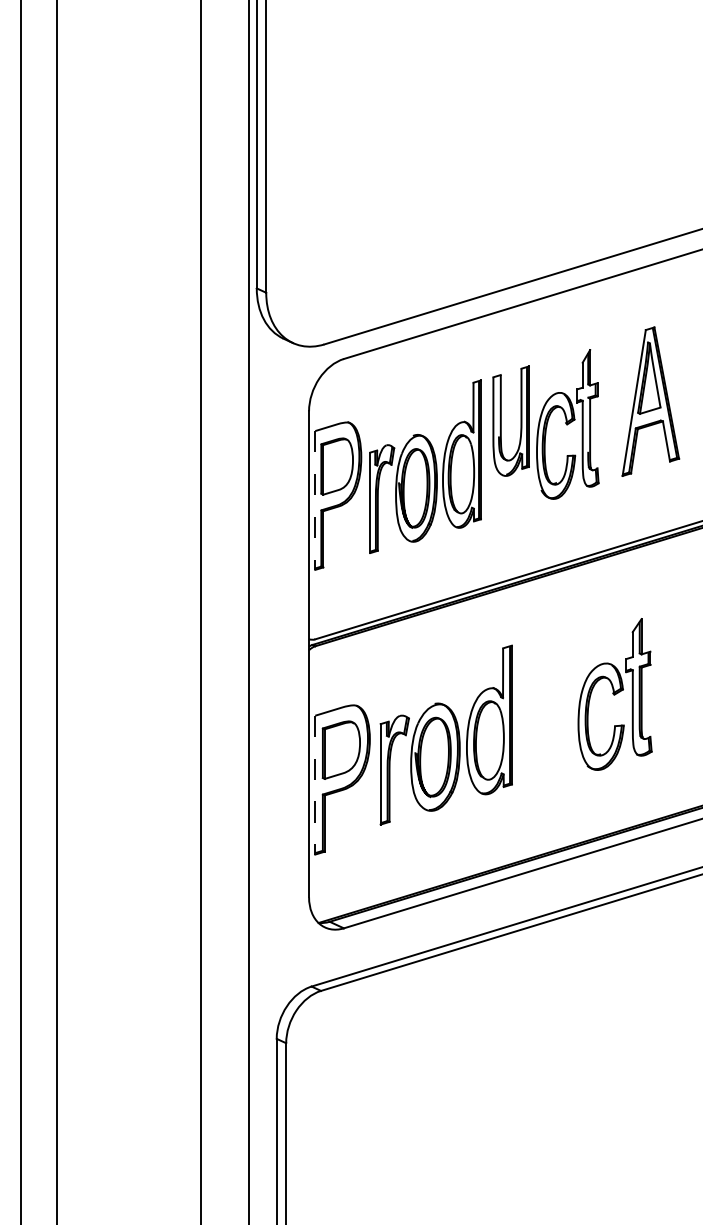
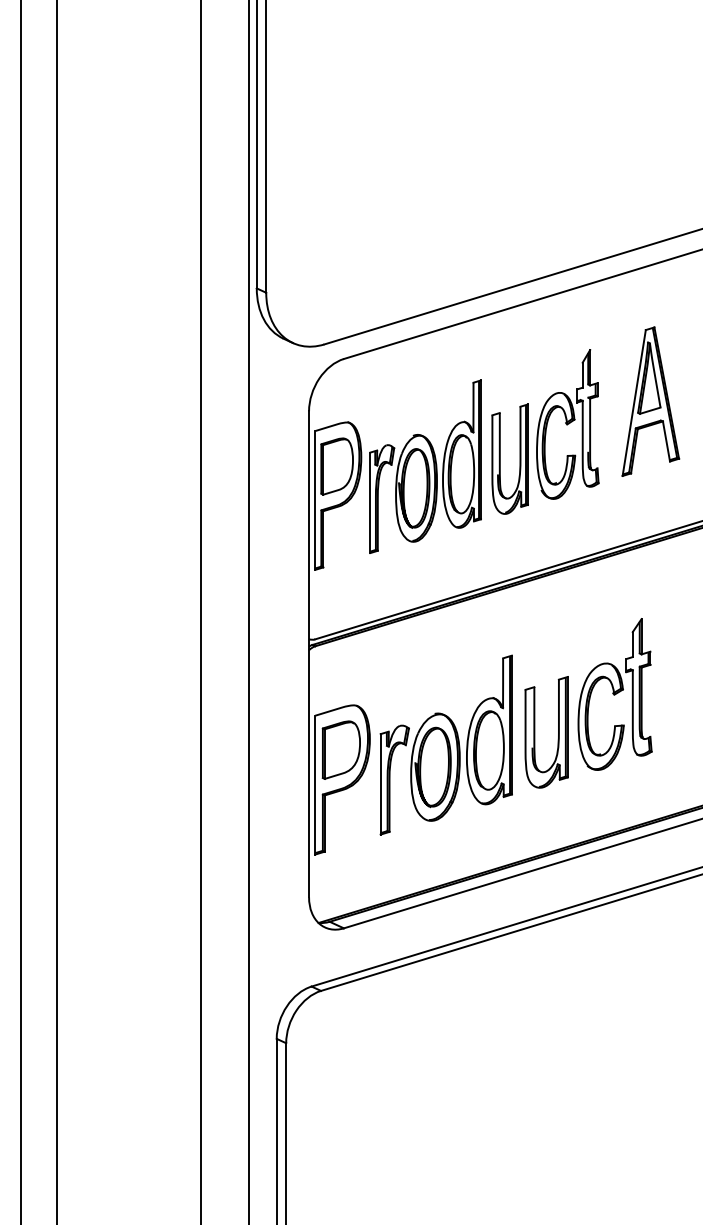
part position: (501, 420) -> (500, 458) (500, 458)
line: dashed -> solid (315, 501)
part: none -> present (535, 732)
part position: (445, 734) -> (445, 744) (445, 744)
line: dashed -> solid (315, 785)
